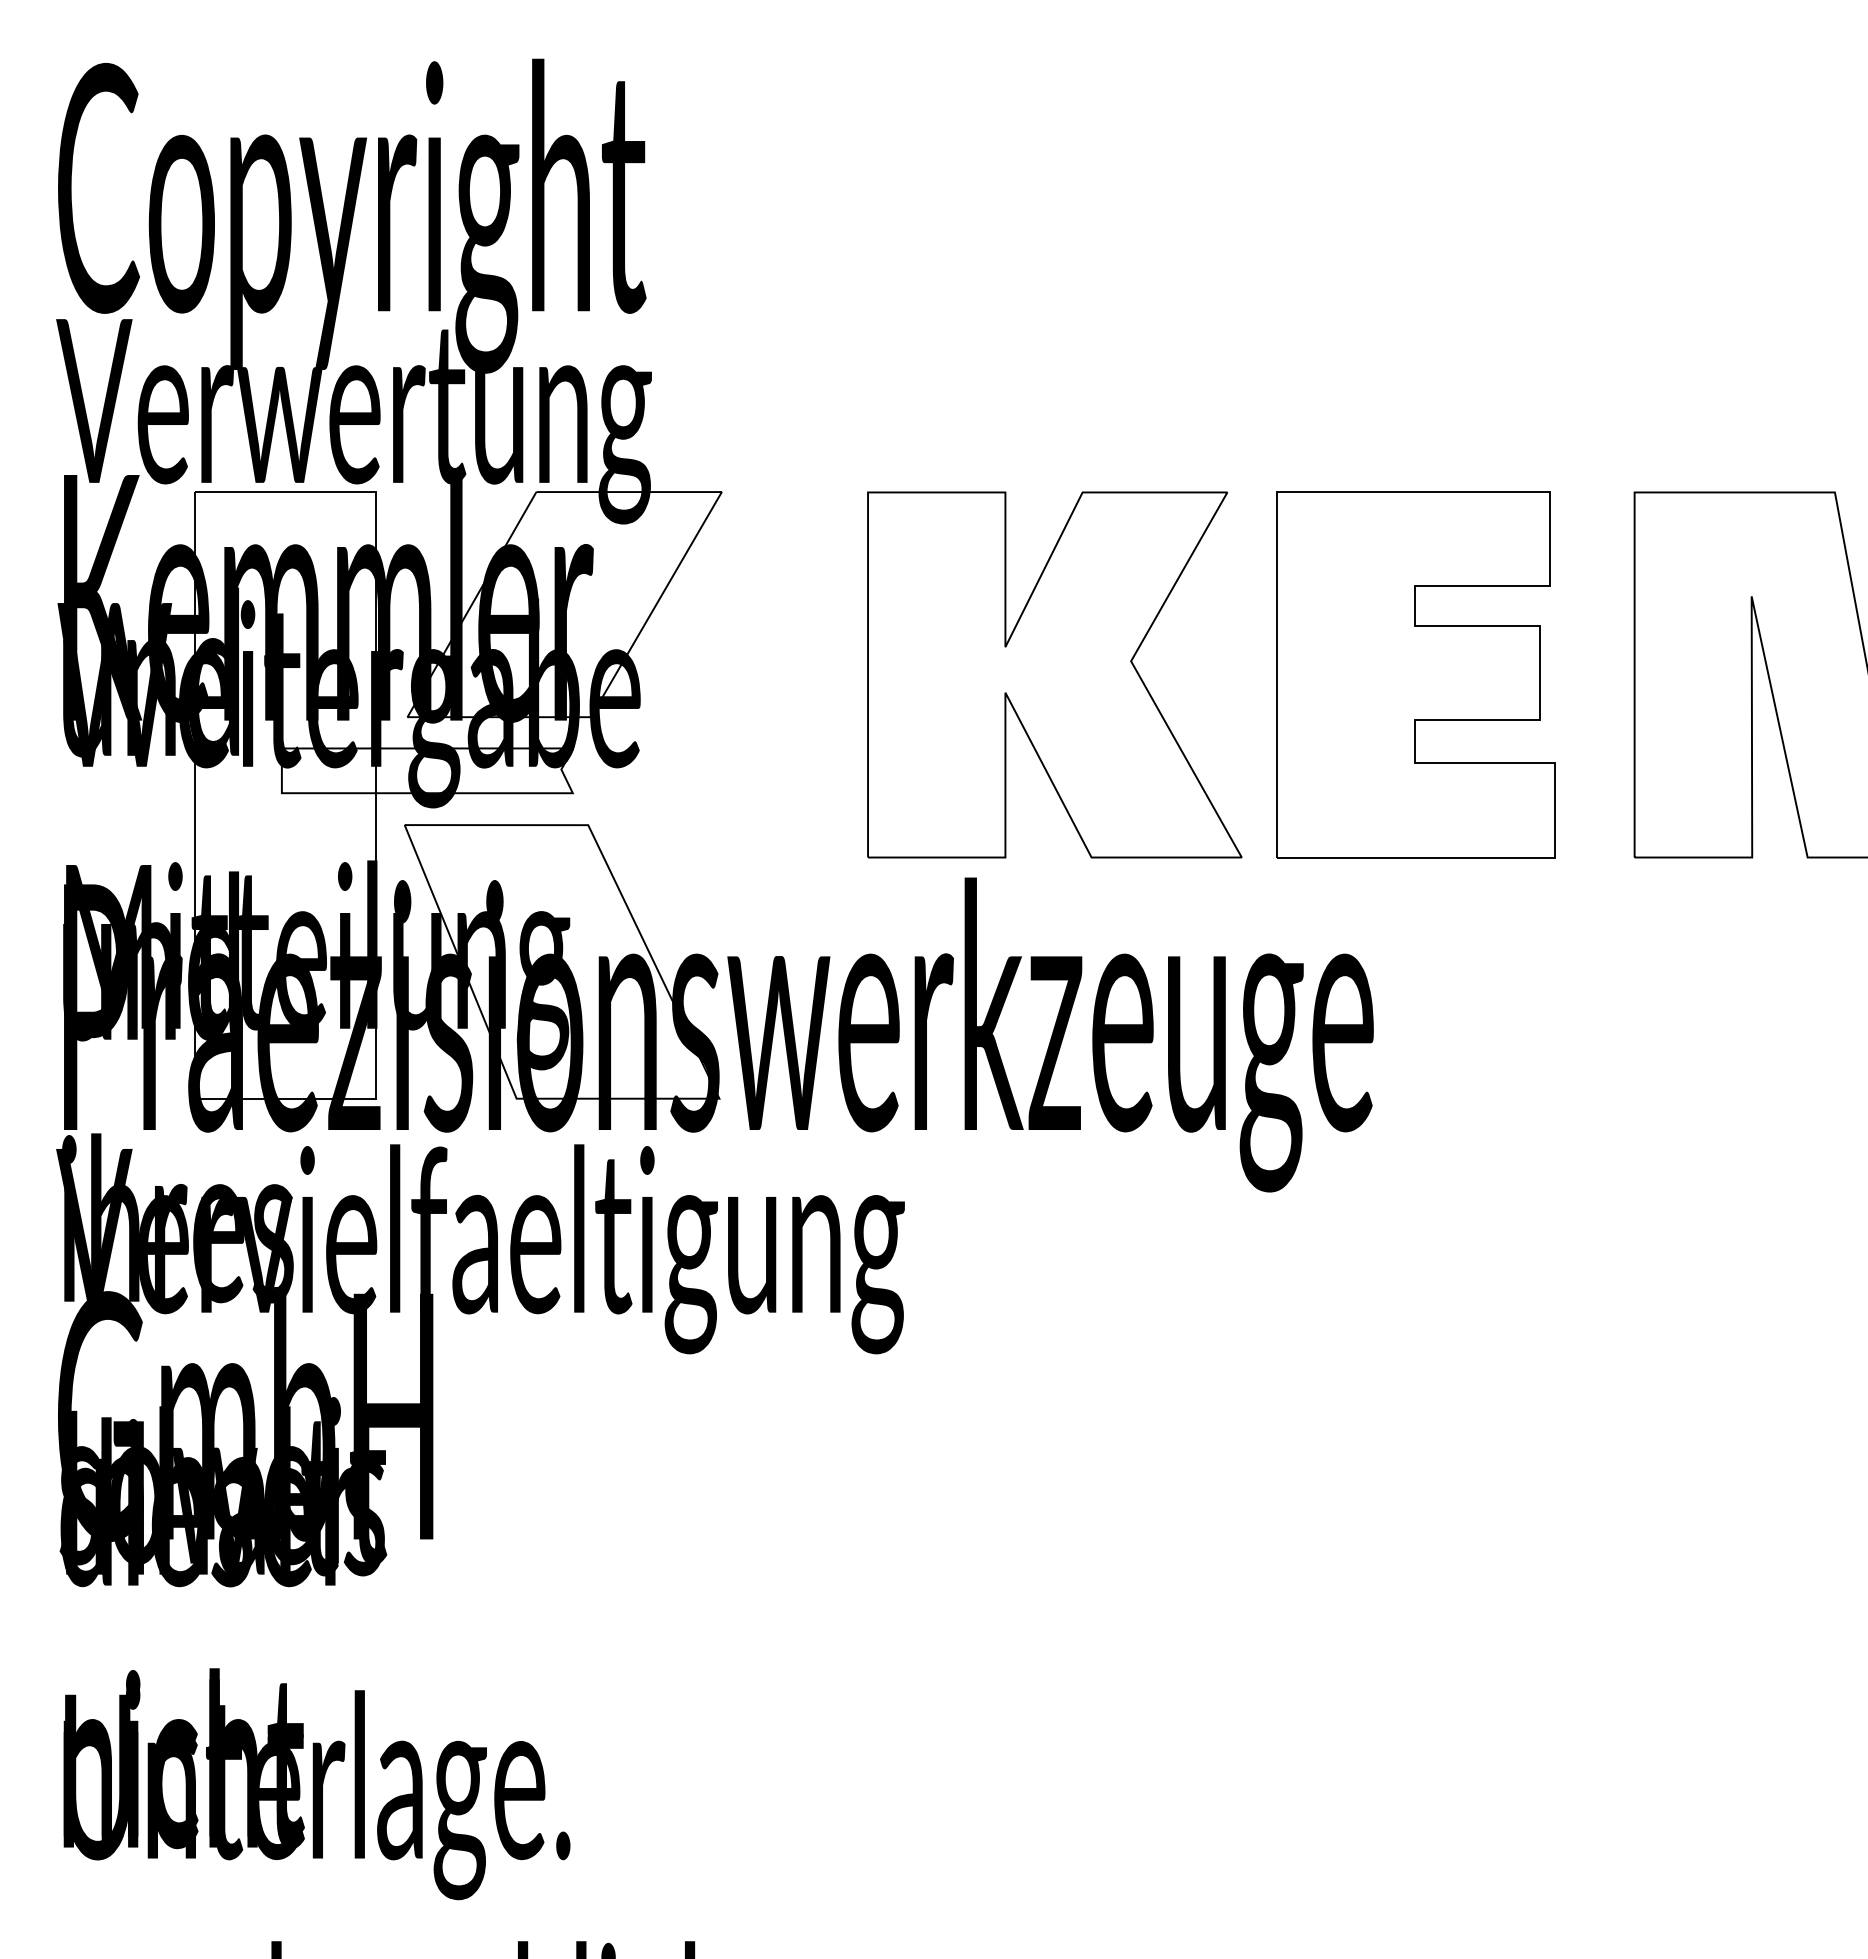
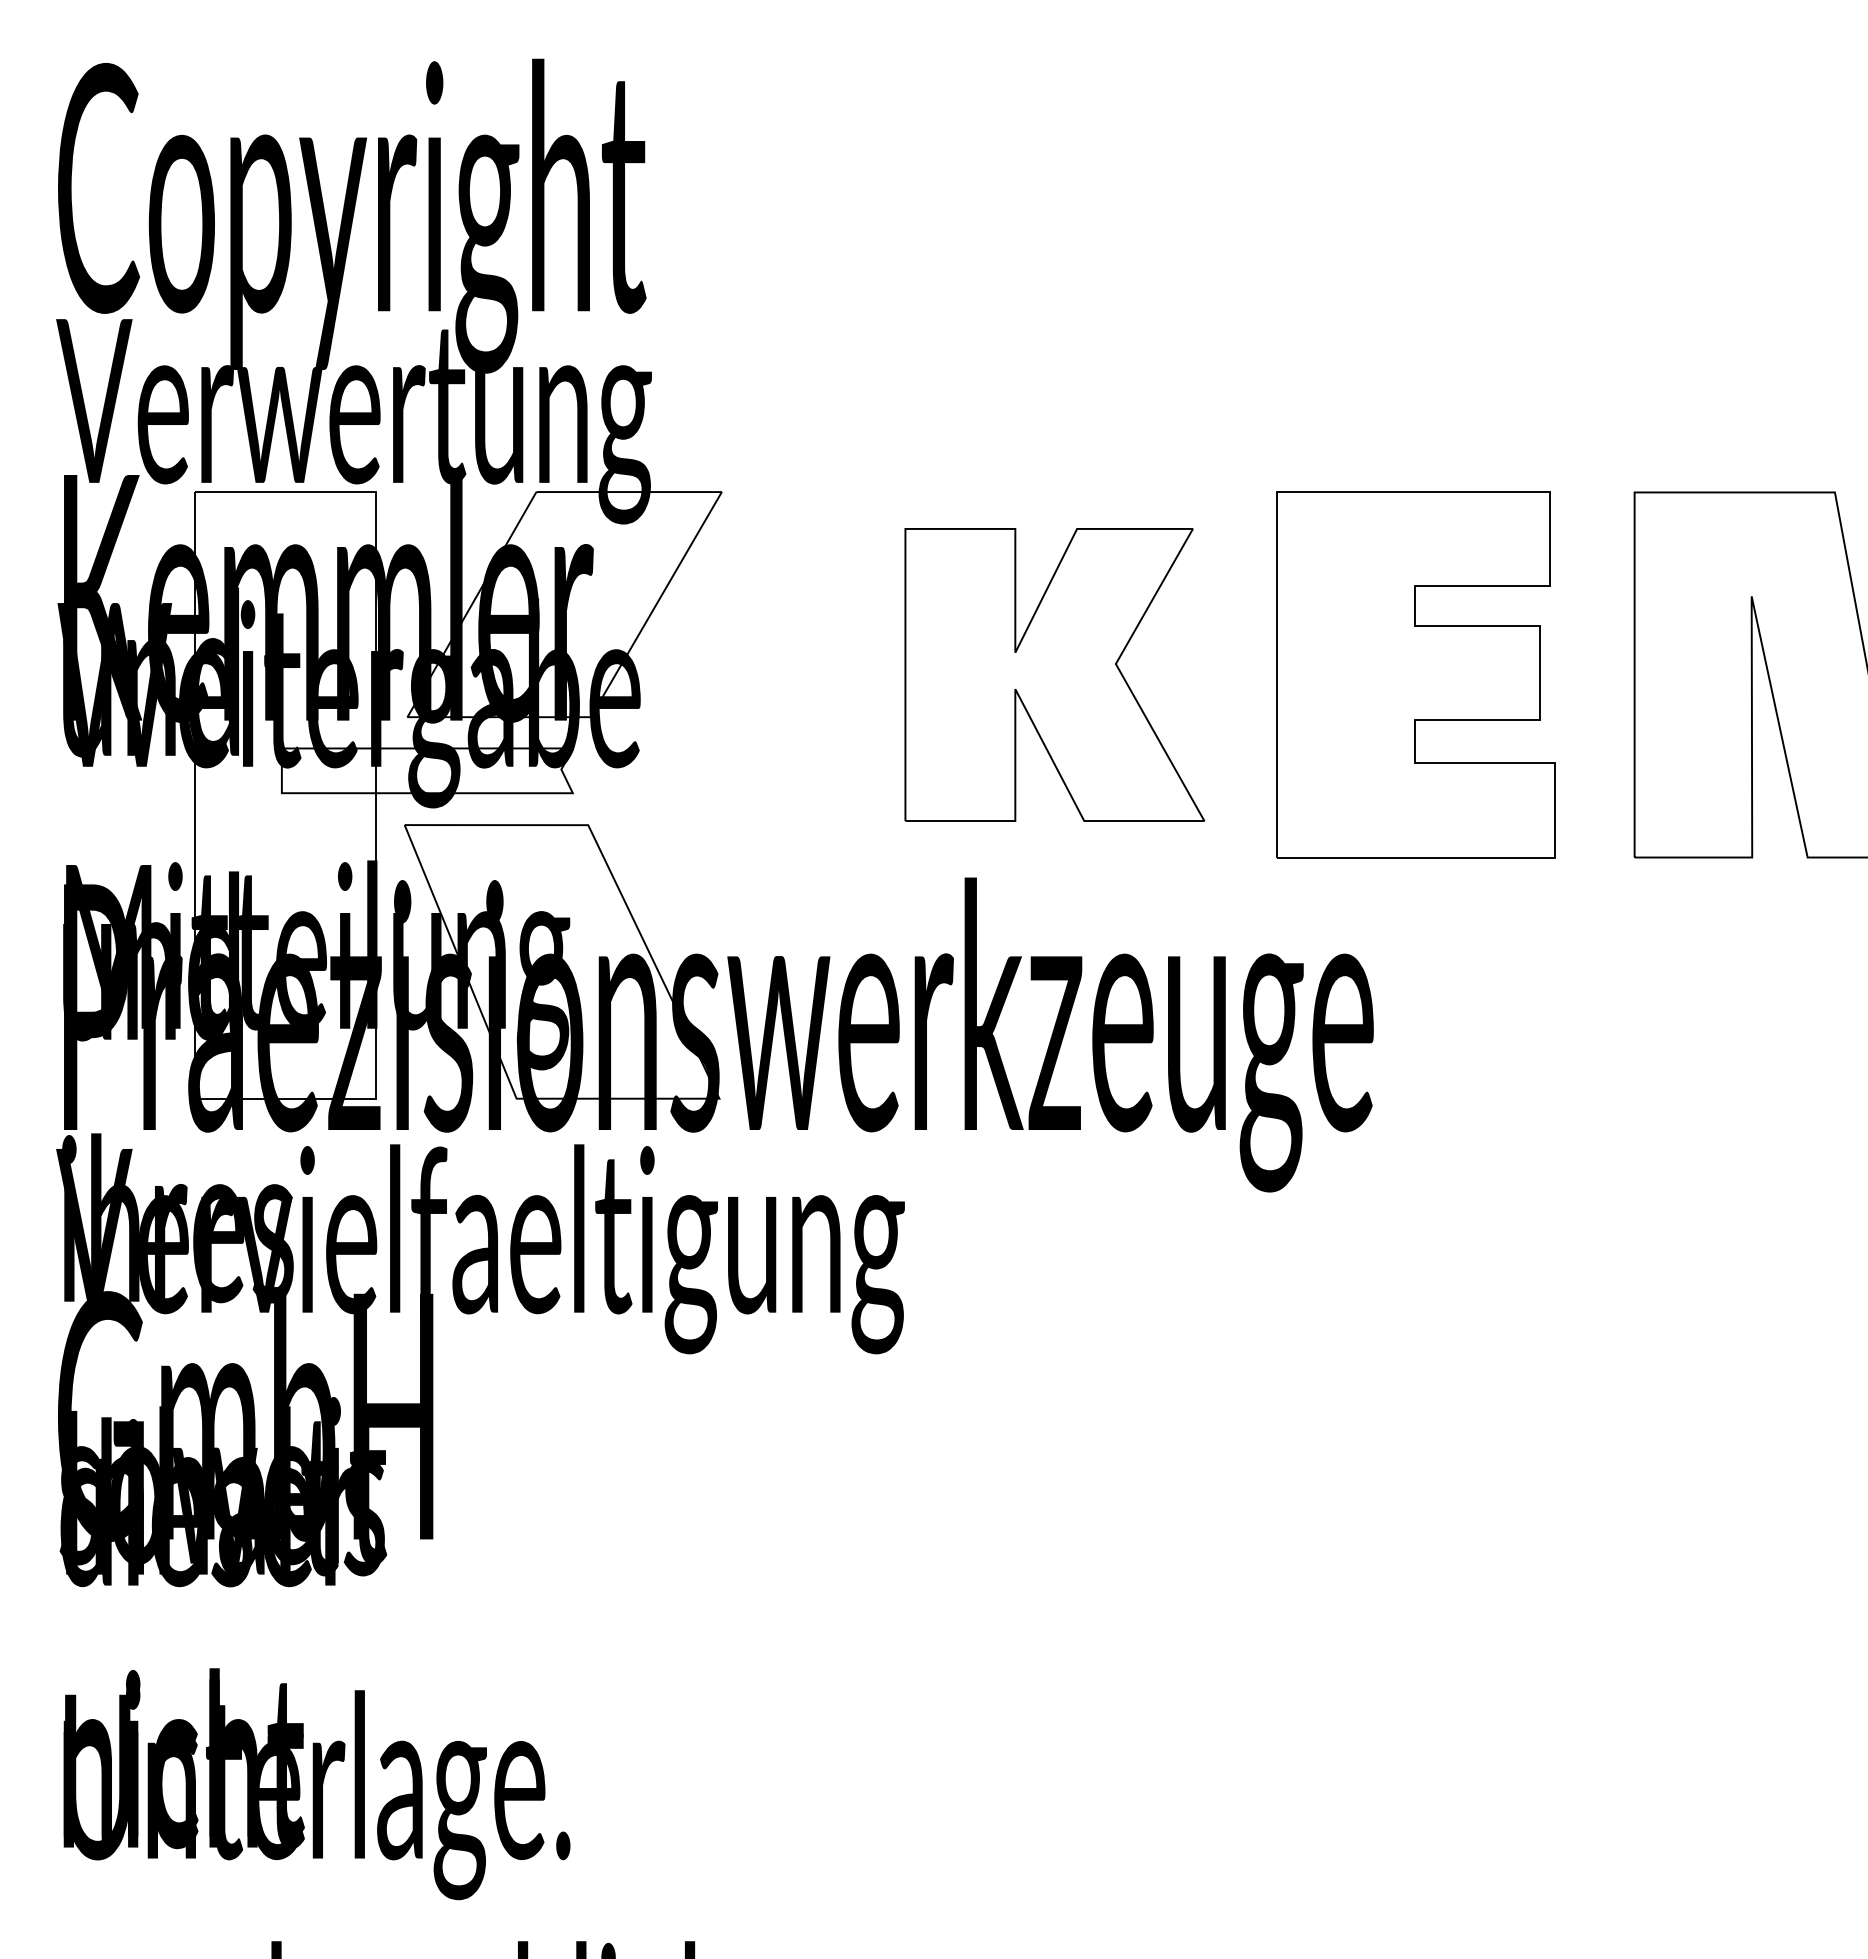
part size: 376x368 px -> 302x294 px (1054, 674)
